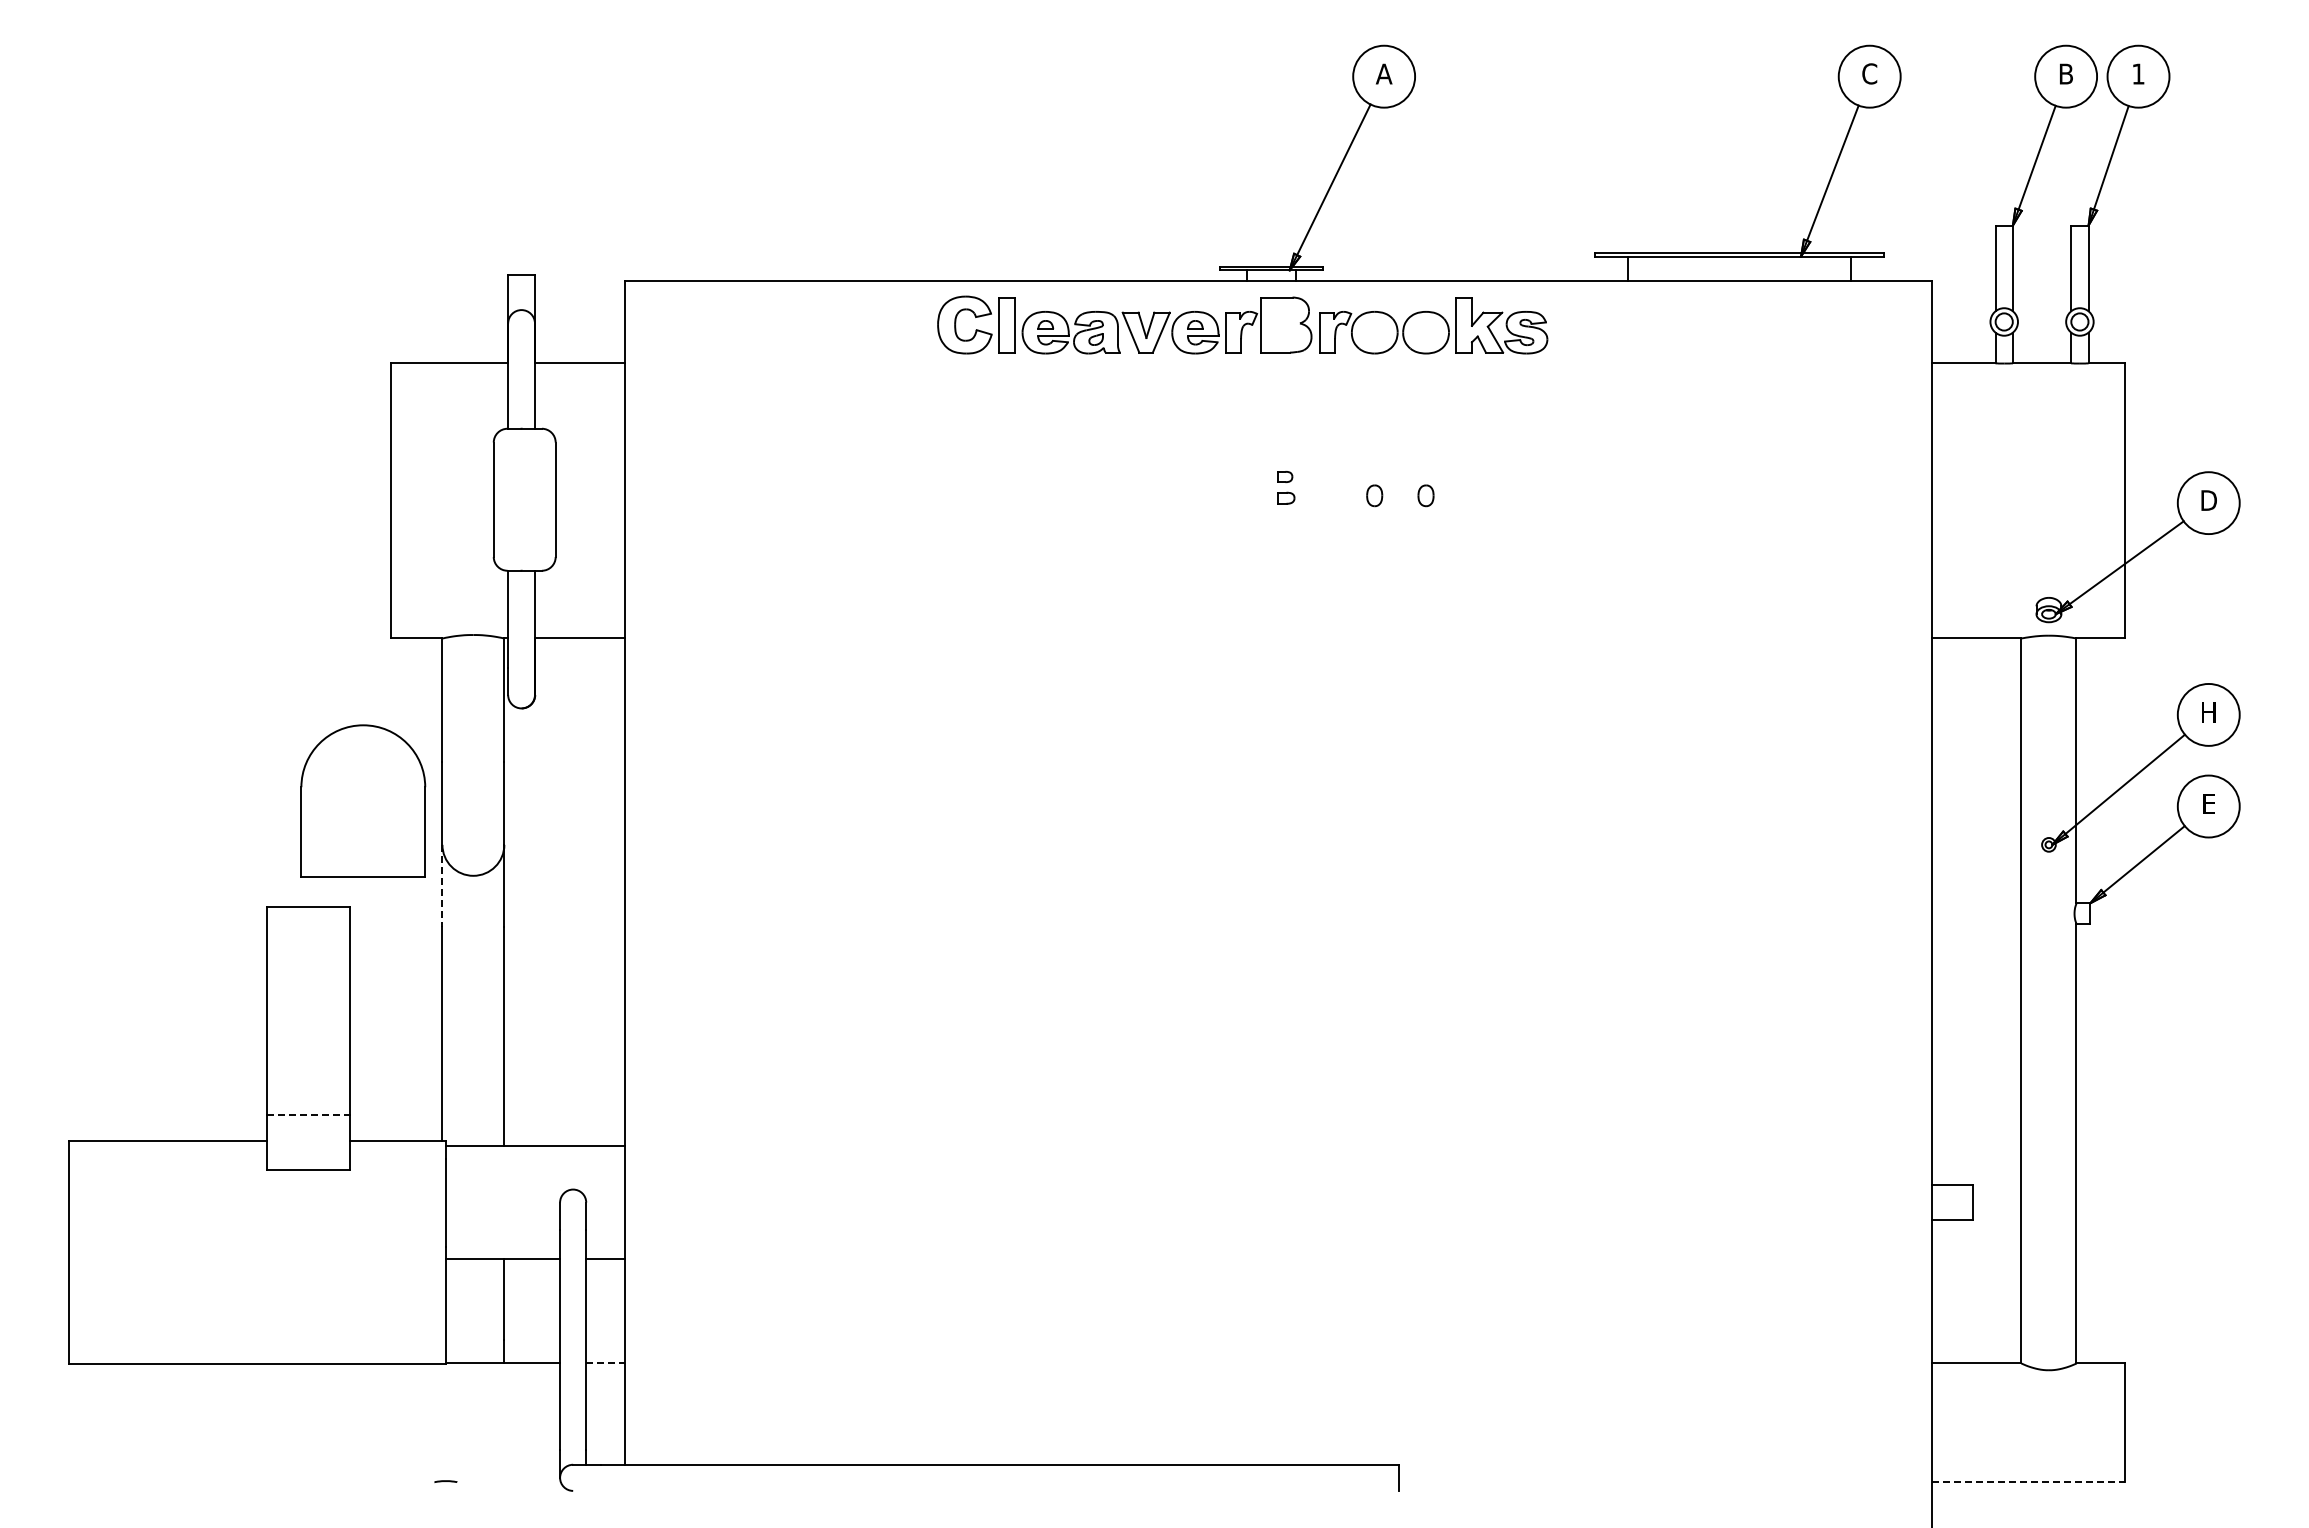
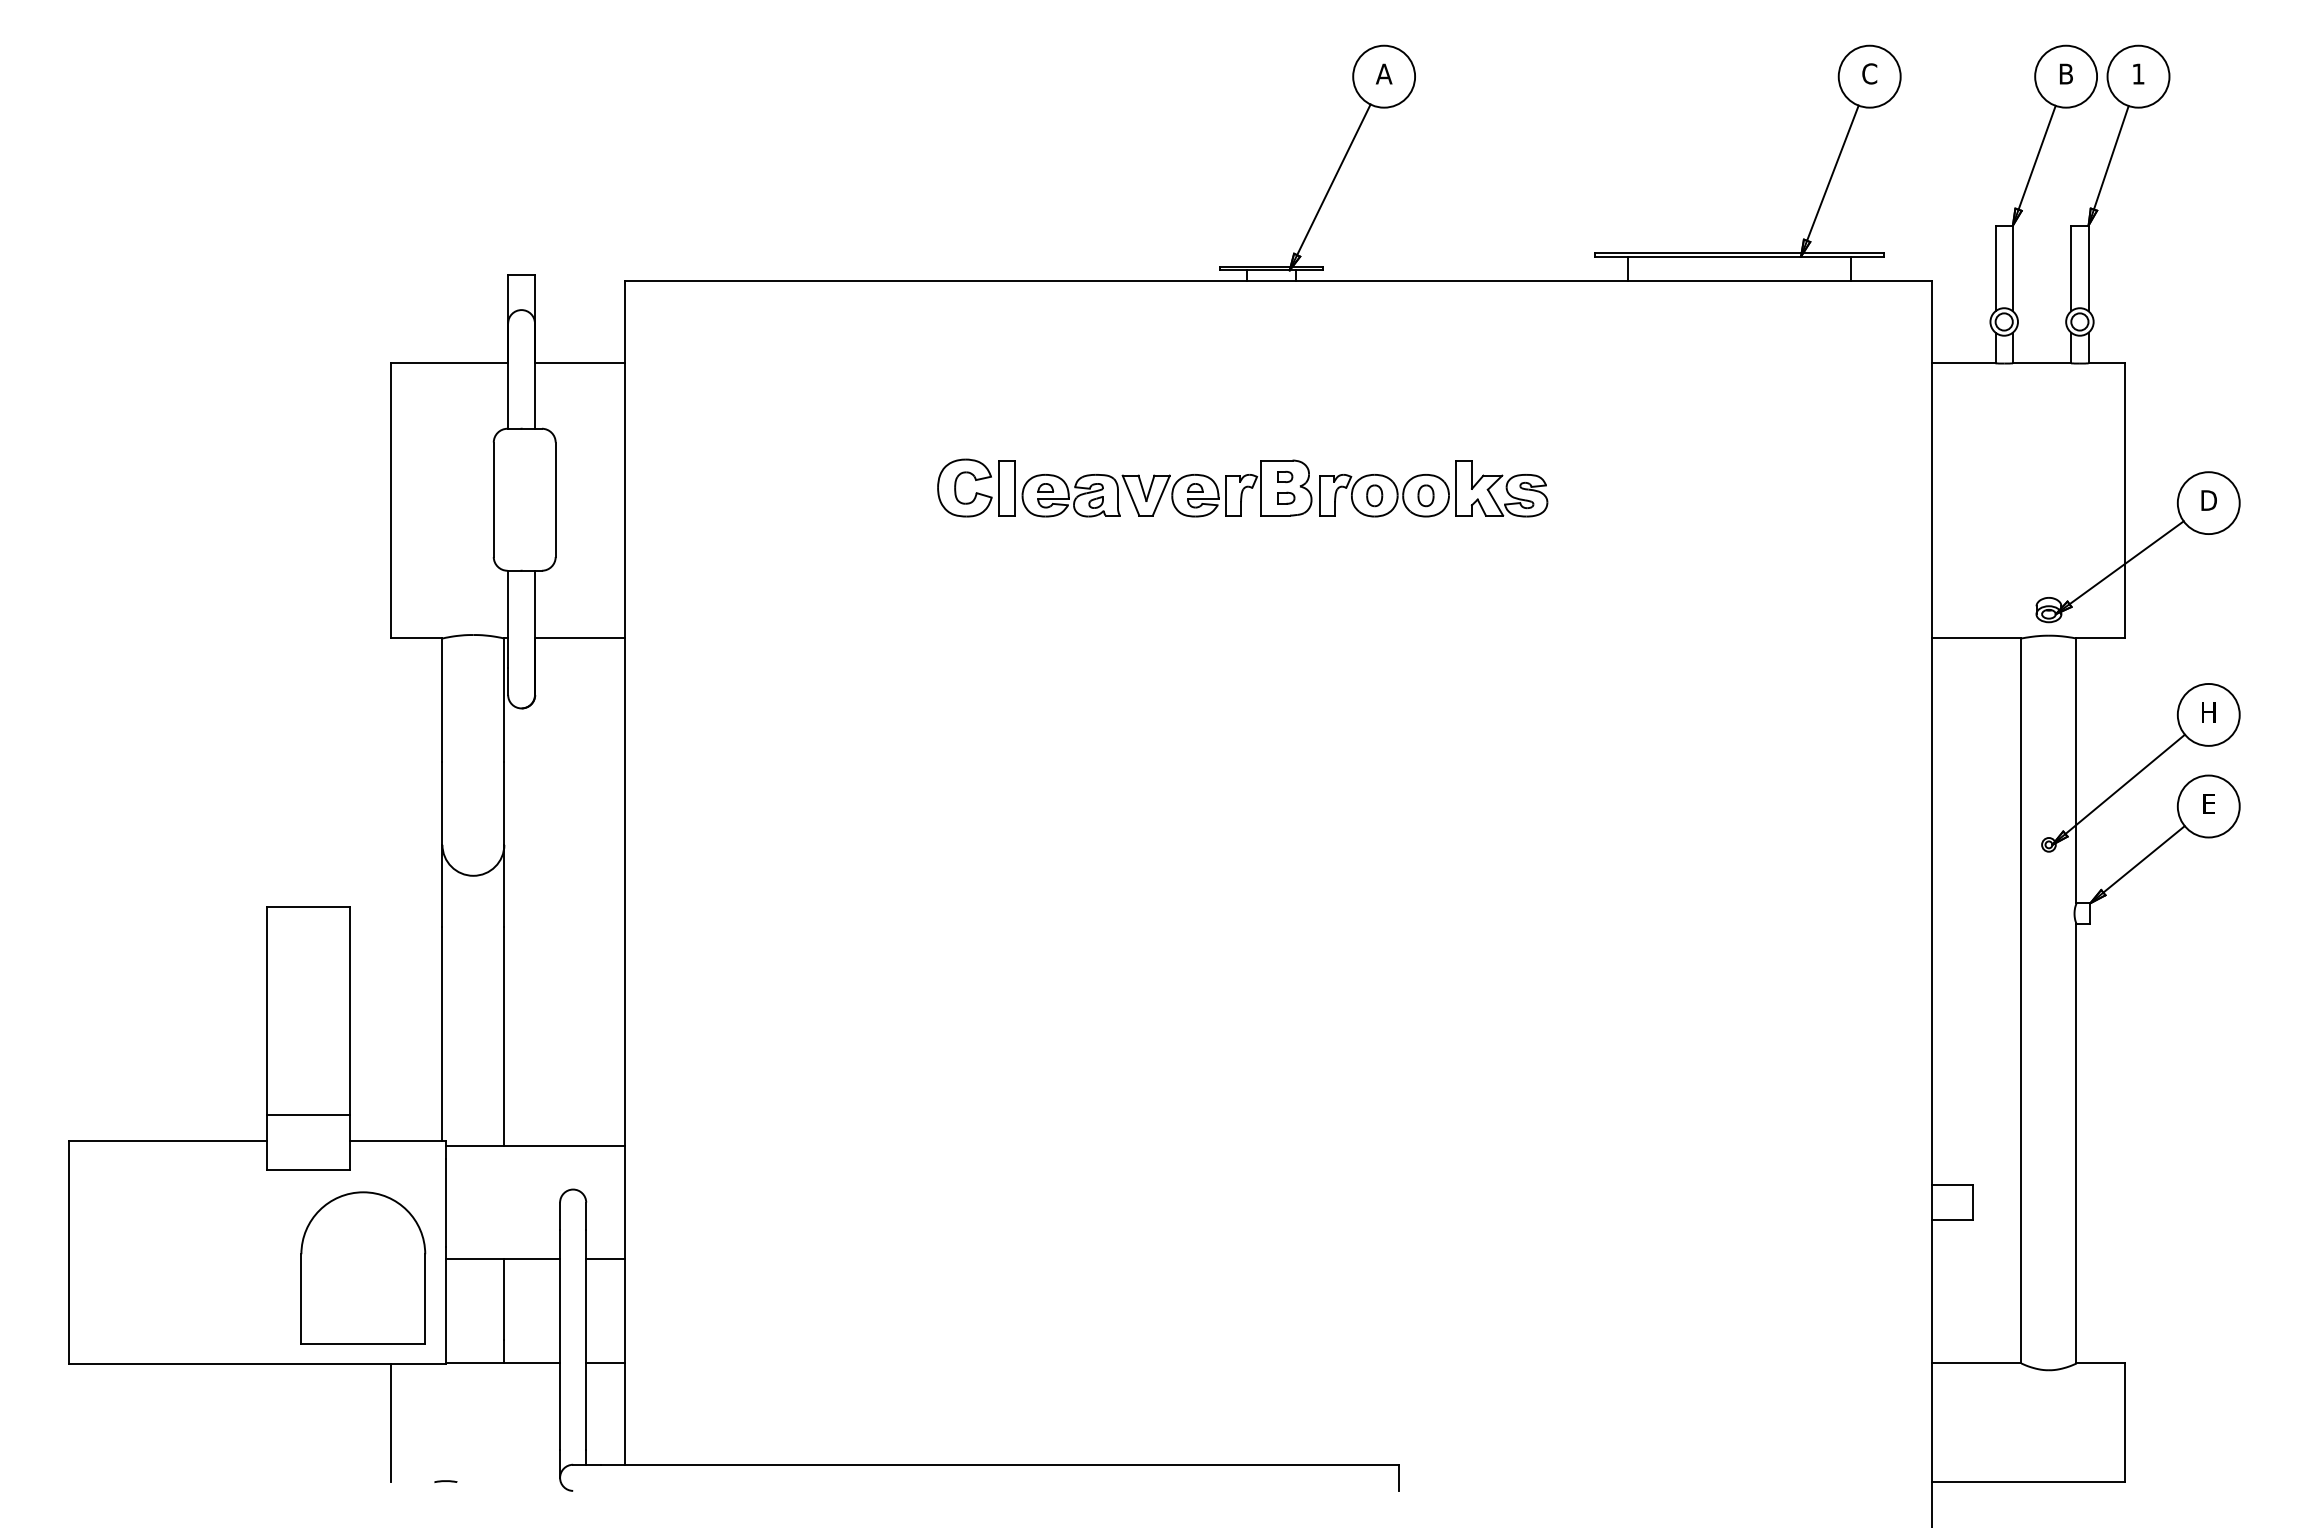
part position: (1242, 324) -> (1242, 487) (1242, 487)
part position: (363, 800) -> (363, 1267) (363, 1267)
line: dashed -> solid (442, 886)
line: dashed -> solid (308, 1114)
line: dashed -> solid (605, 1363)
line: none -> present (390, 1423)
line: dashed -> solid (2028, 1482)
